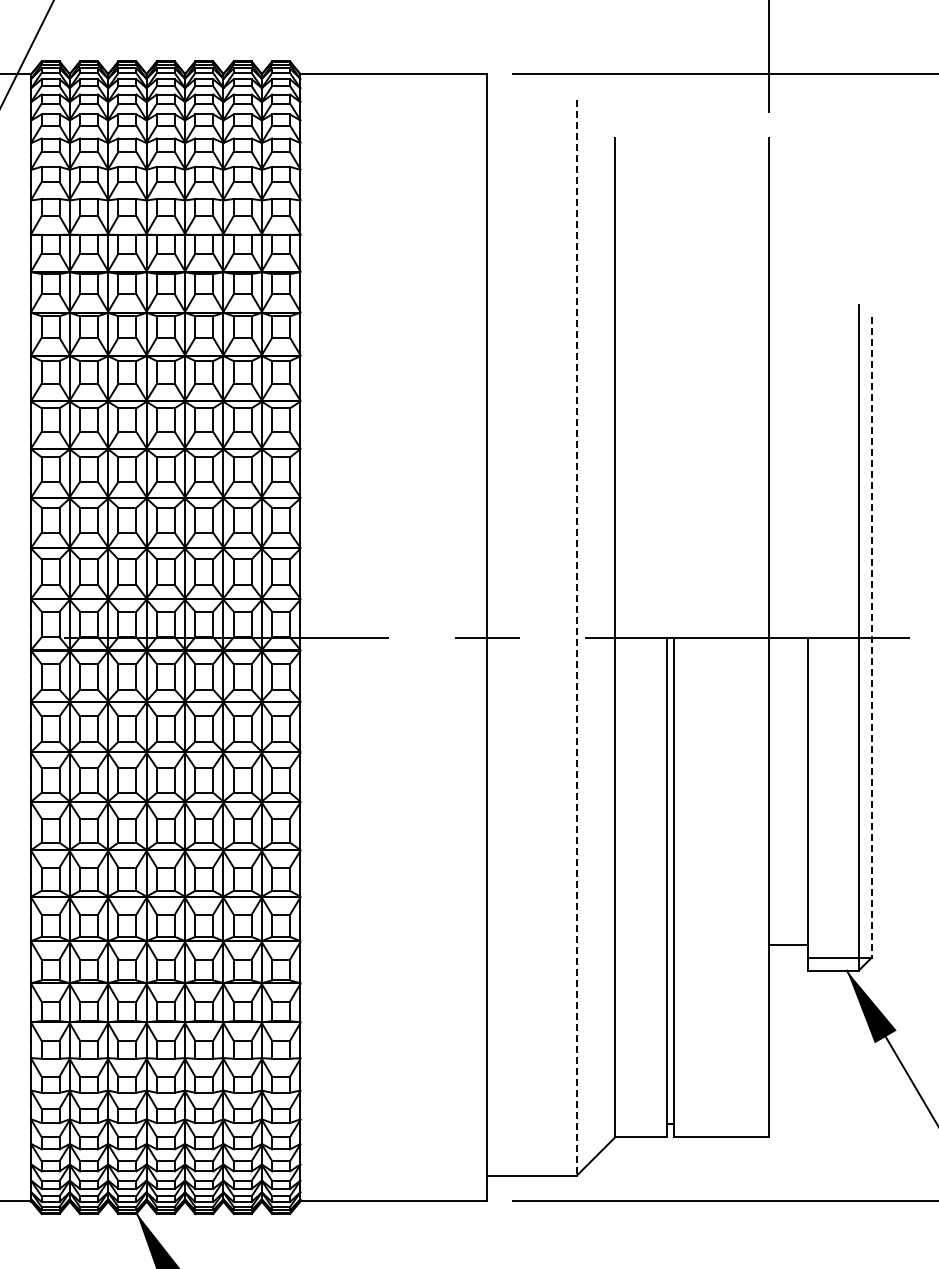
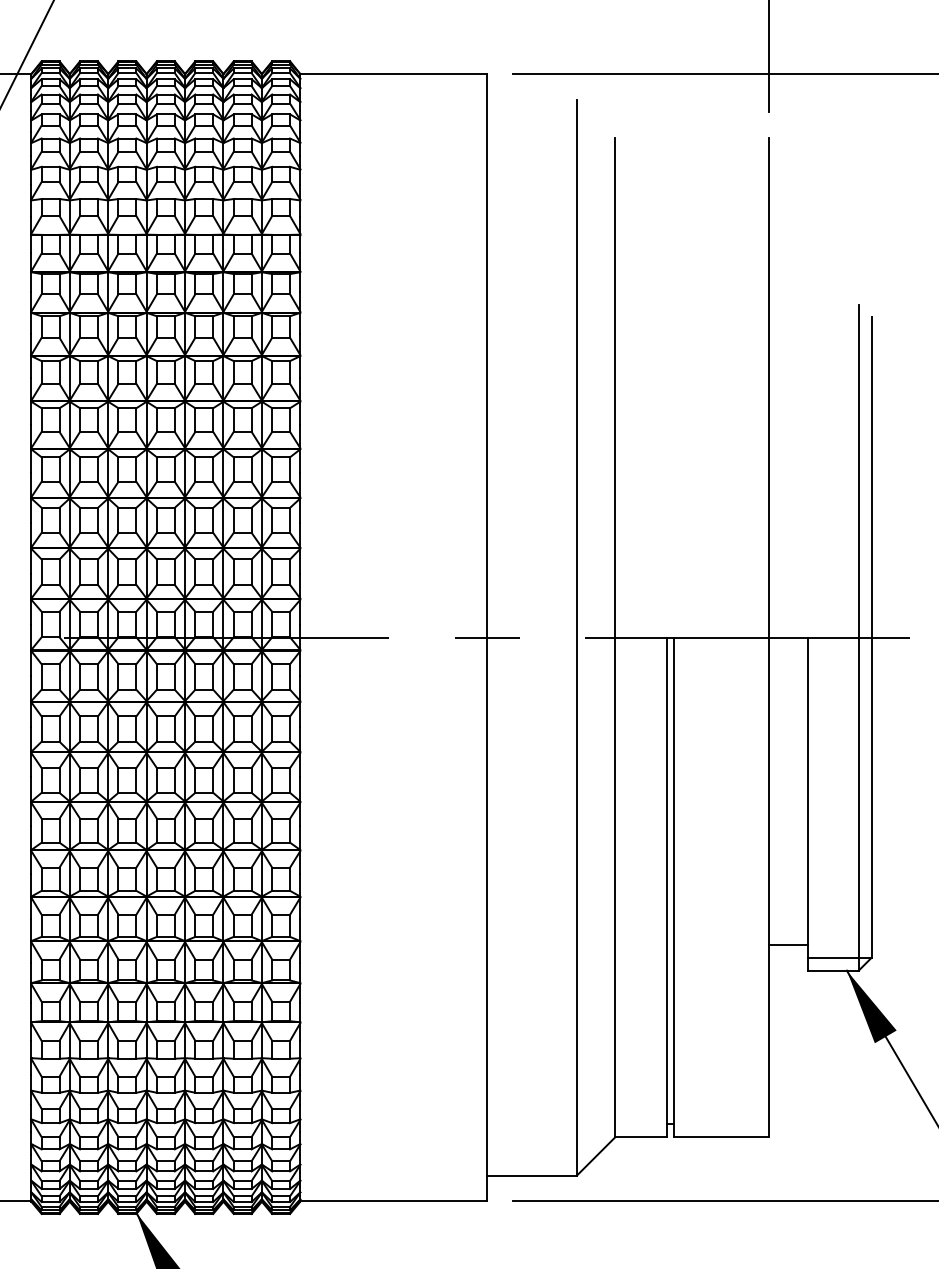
line: dashed -> solid (576, 637)
line: dashed -> solid (871, 638)
